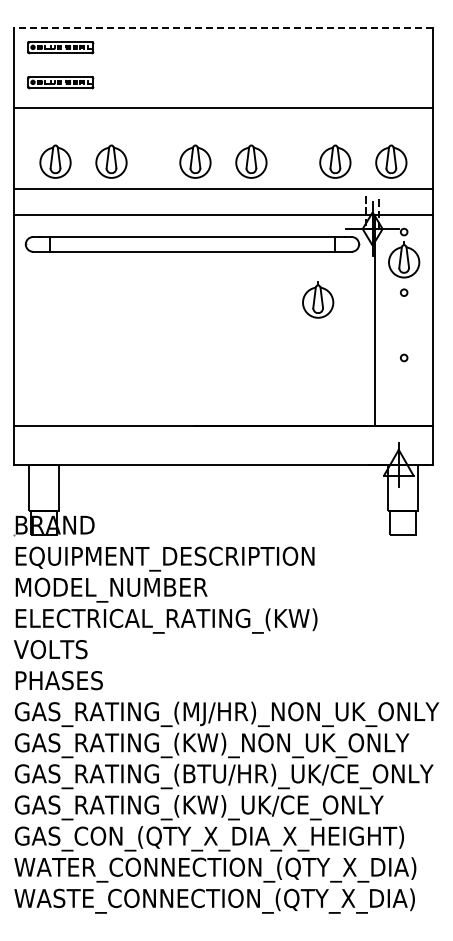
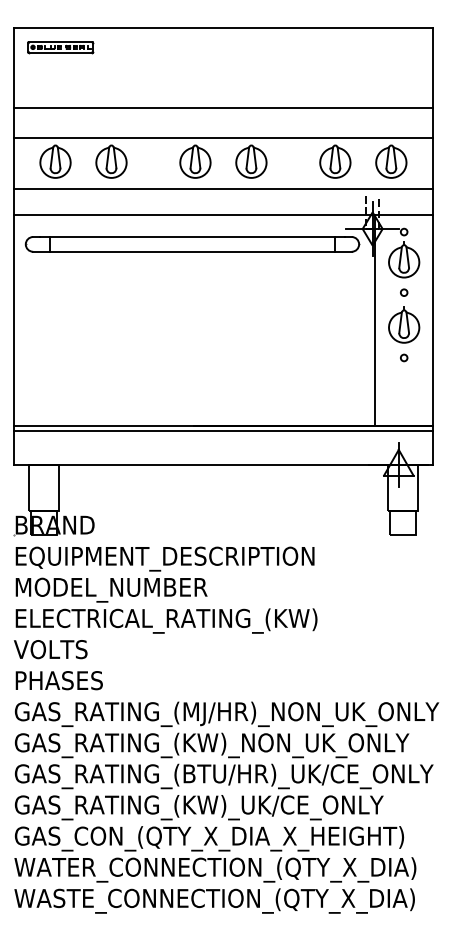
line: dashed -> solid (223, 28)
part: present -> none (60, 82)
line: none -> present (223, 138)
part position: (318, 299) -> (404, 324) (404, 324)
line: none -> present (223, 430)
